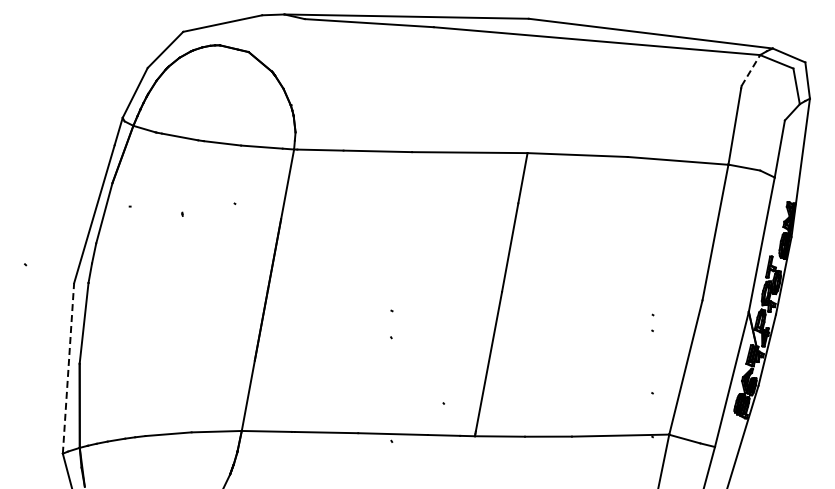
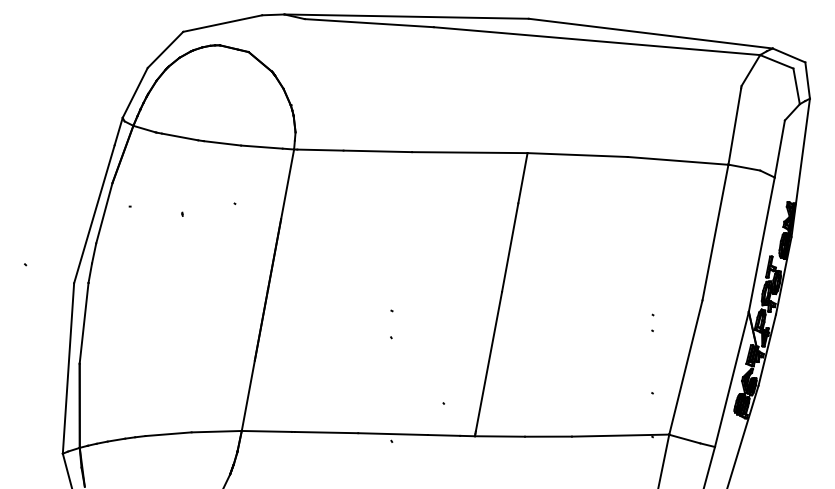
line: dashed -> solid (751, 70)
line: dashed -> solid (68, 368)
